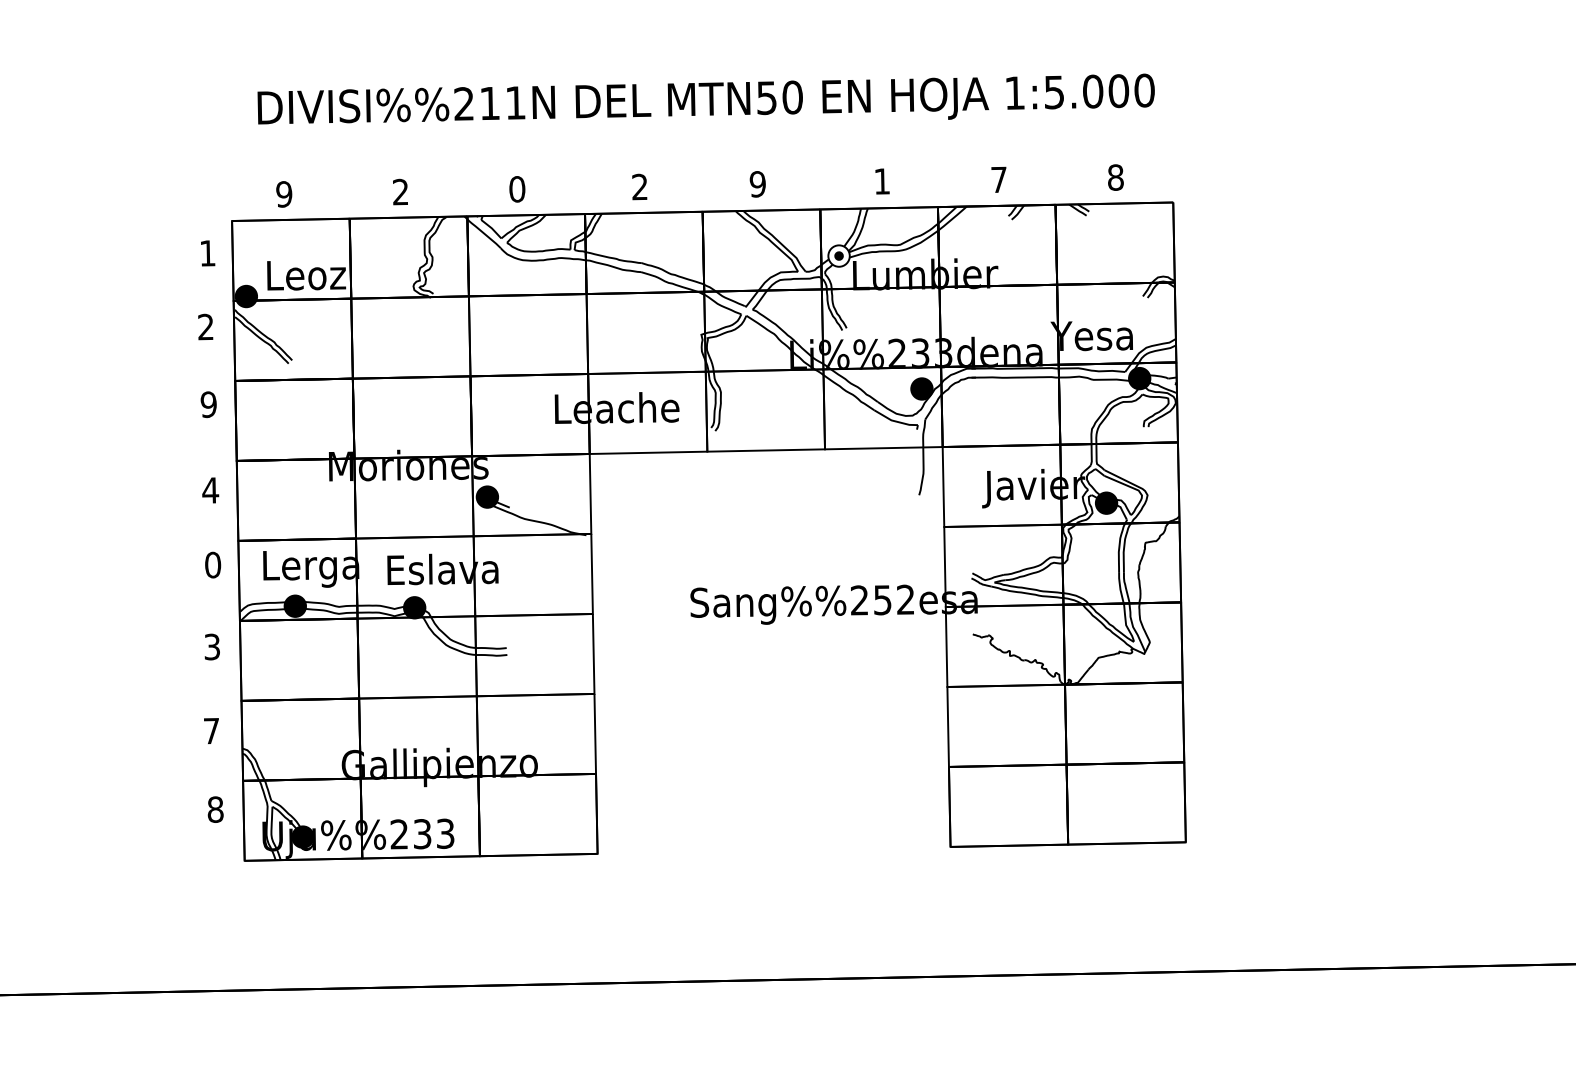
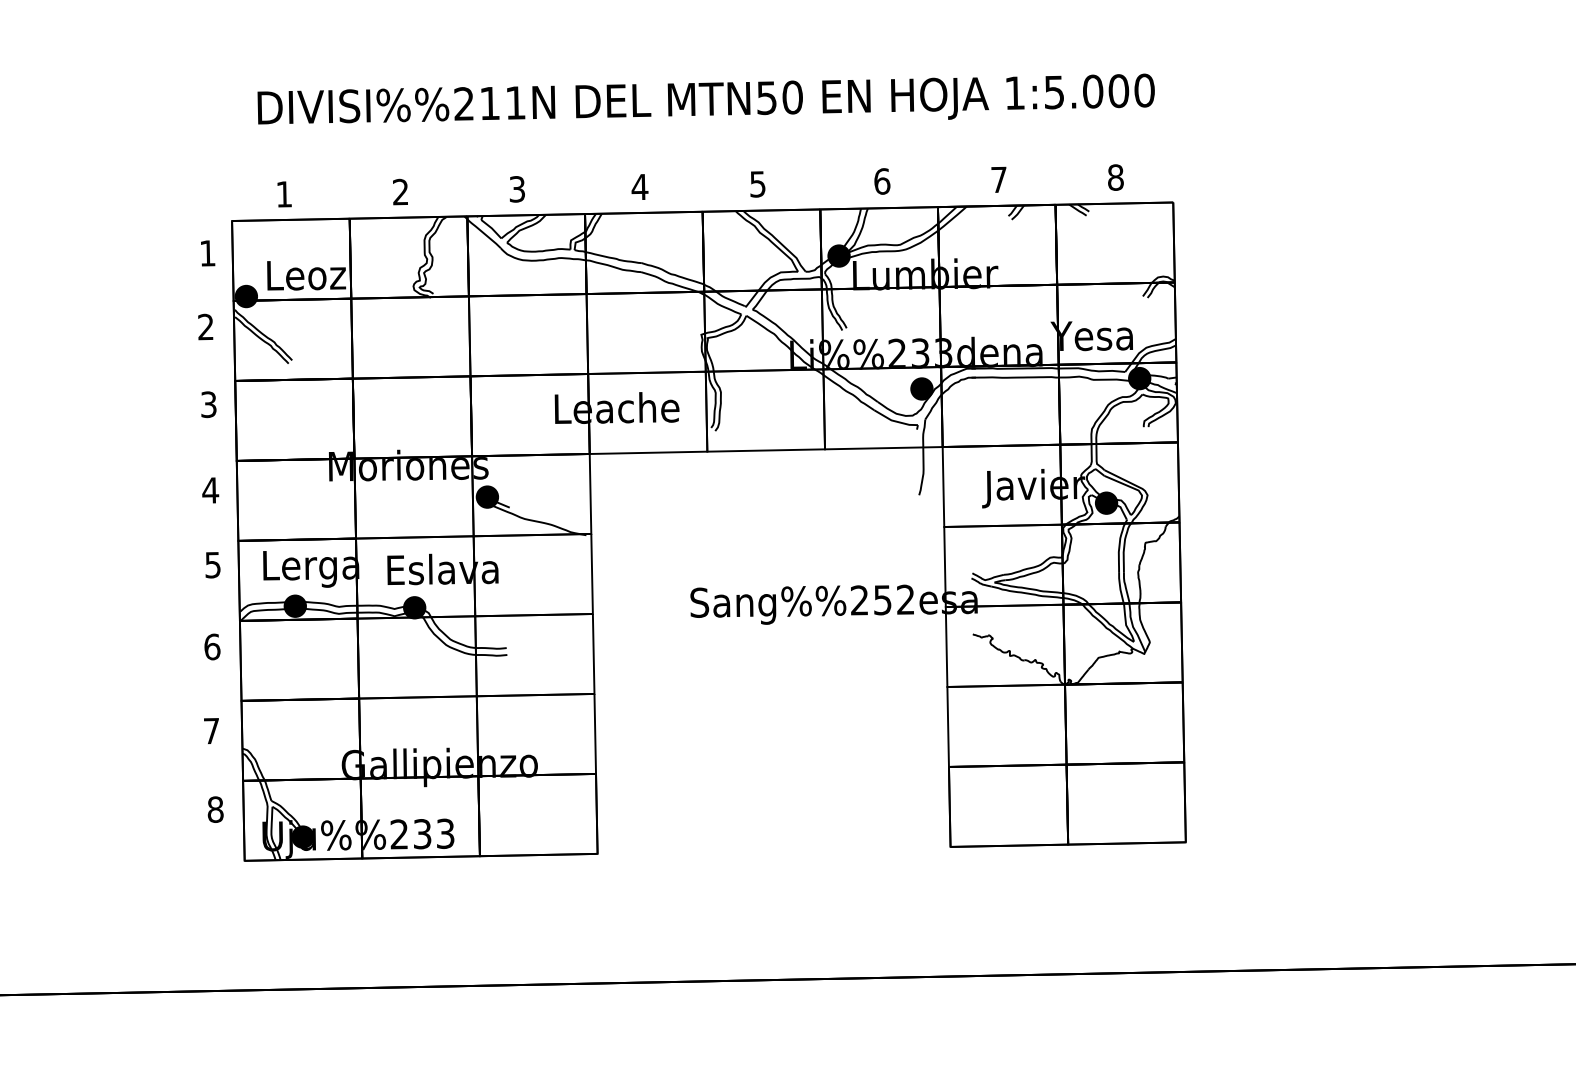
text: 1 -> 6 (882, 181)
text: 9 -> 5 (757, 184)
text: 2 -> 4 (639, 186)
text: 0 -> 3 (517, 189)
text: 9 -> 1 (284, 194)
fill: none -> present (838, 255)
text: 9 -> 3 (208, 404)
text: 0 -> 5 (213, 564)
text: 3 -> 6 (212, 646)
